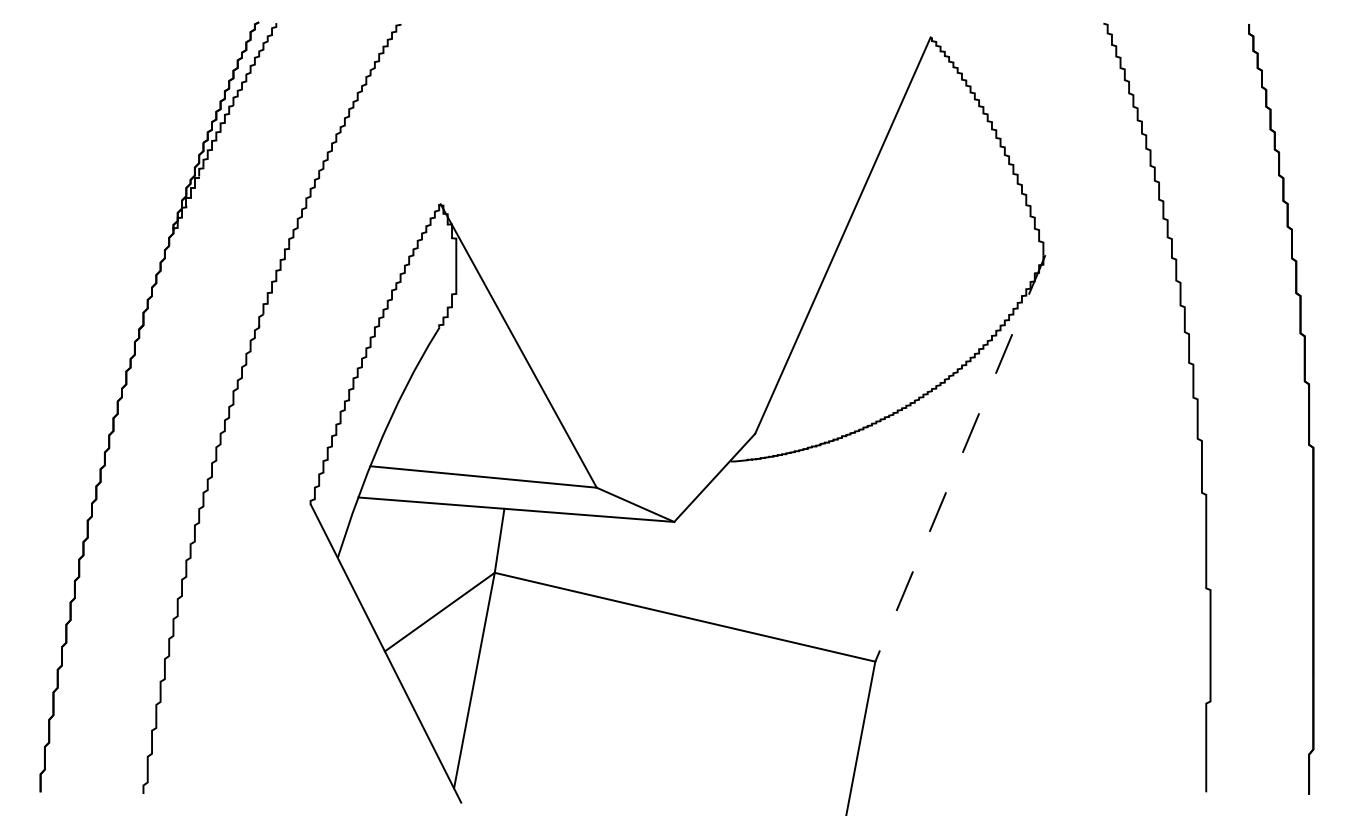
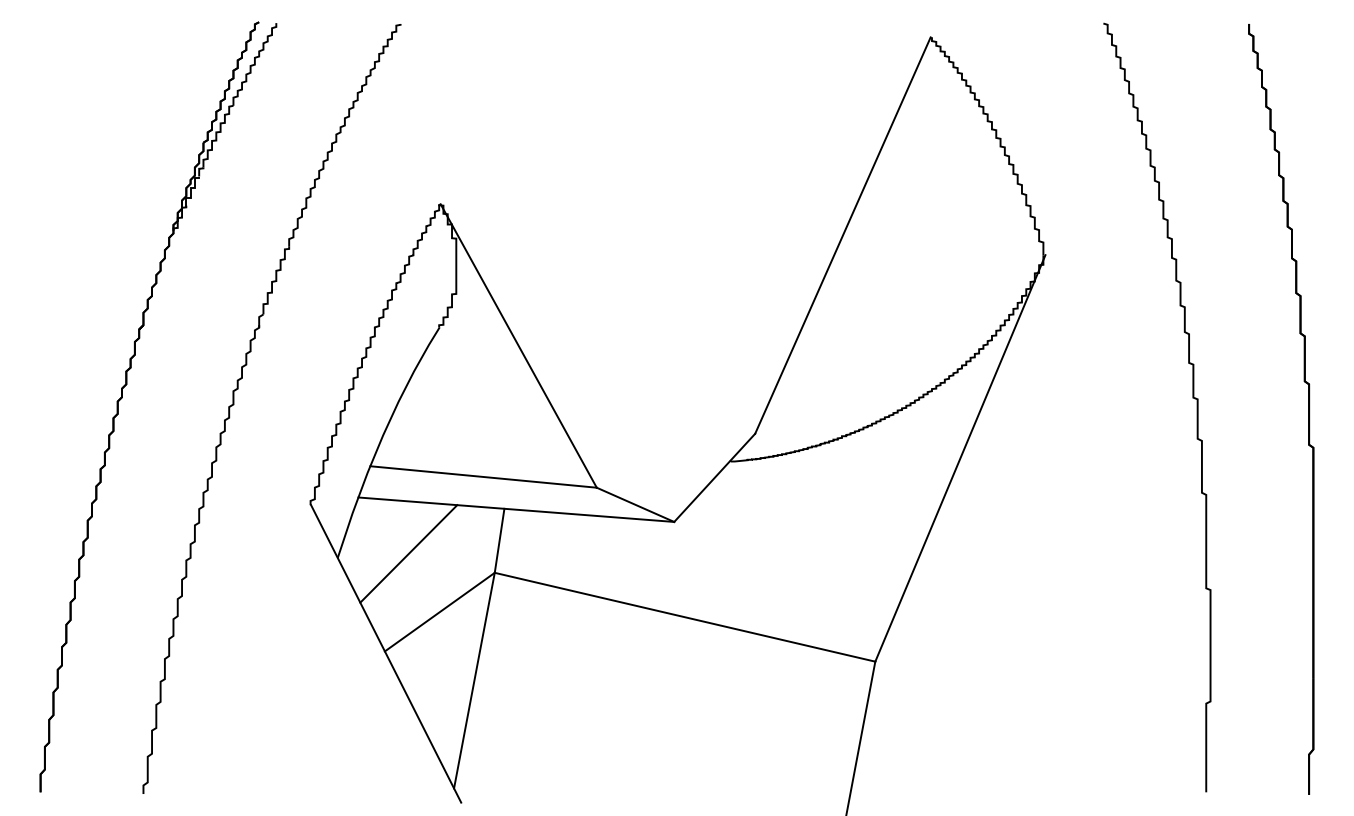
line: dashed -> solid (960, 458)
line: none -> present (408, 553)
